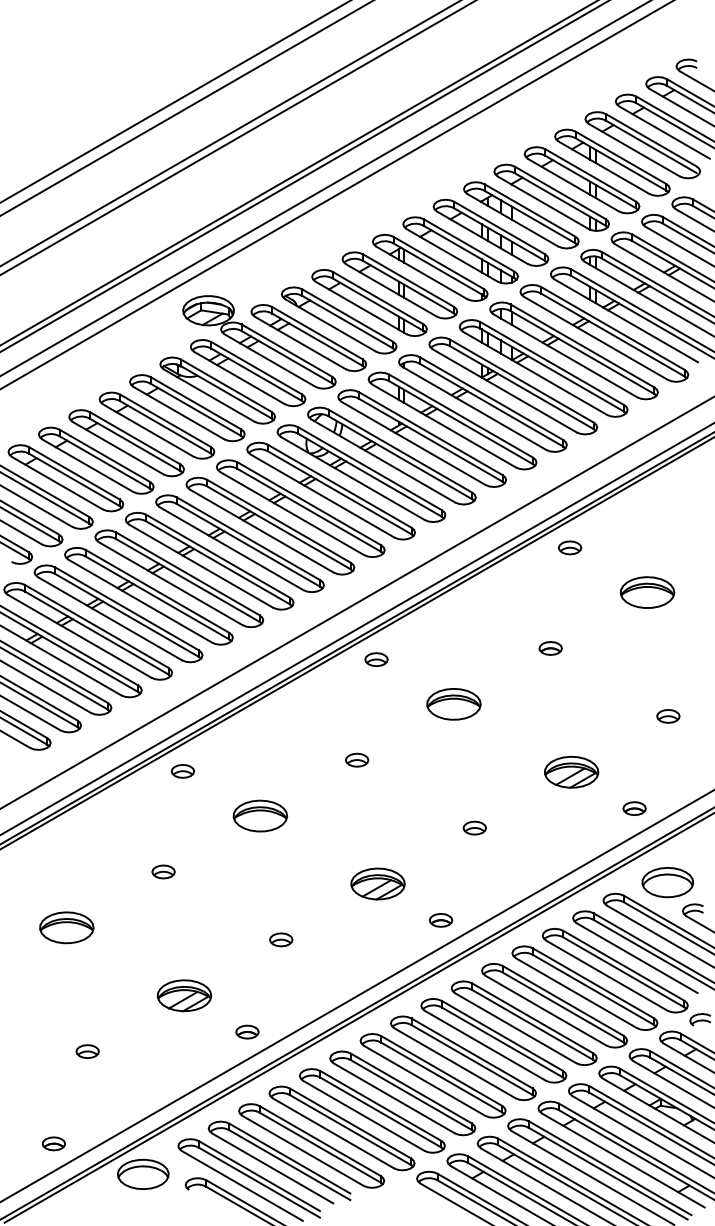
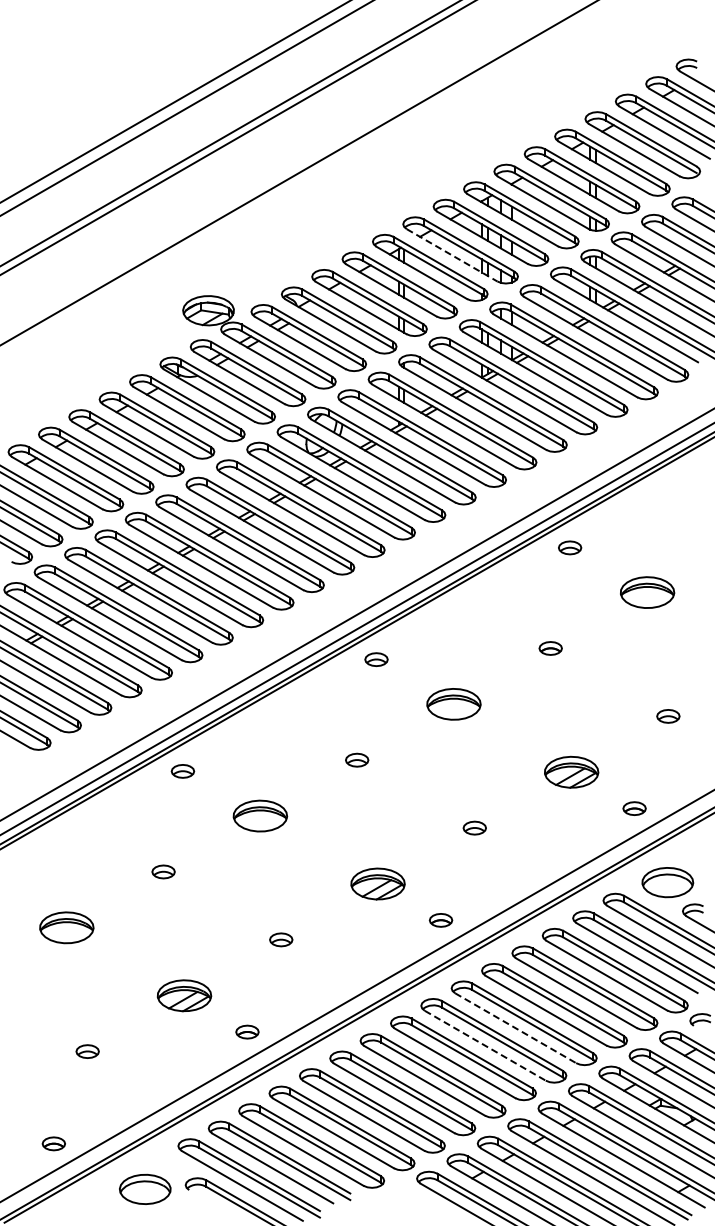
line: present -> none (304, 176)
line: present -> none (324, 188)
line: present -> none (336, 195)
line: solid -> dashed (452, 255)
line position: (356, 602) -> (356, 614) (356, 614)
line: solid -> dashed (515, 1028)
line: solid -> dashed (485, 1045)
part position: (143, 1173) -> (145, 1188) (145, 1188)
